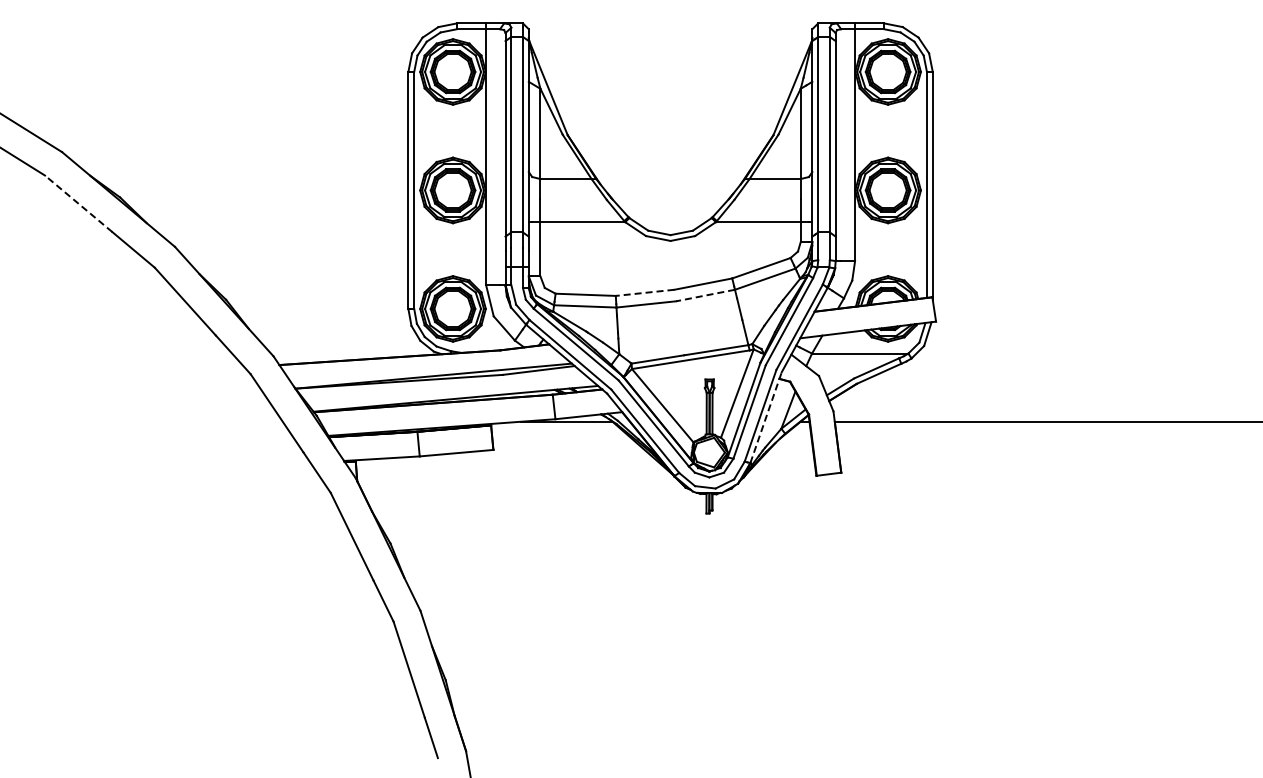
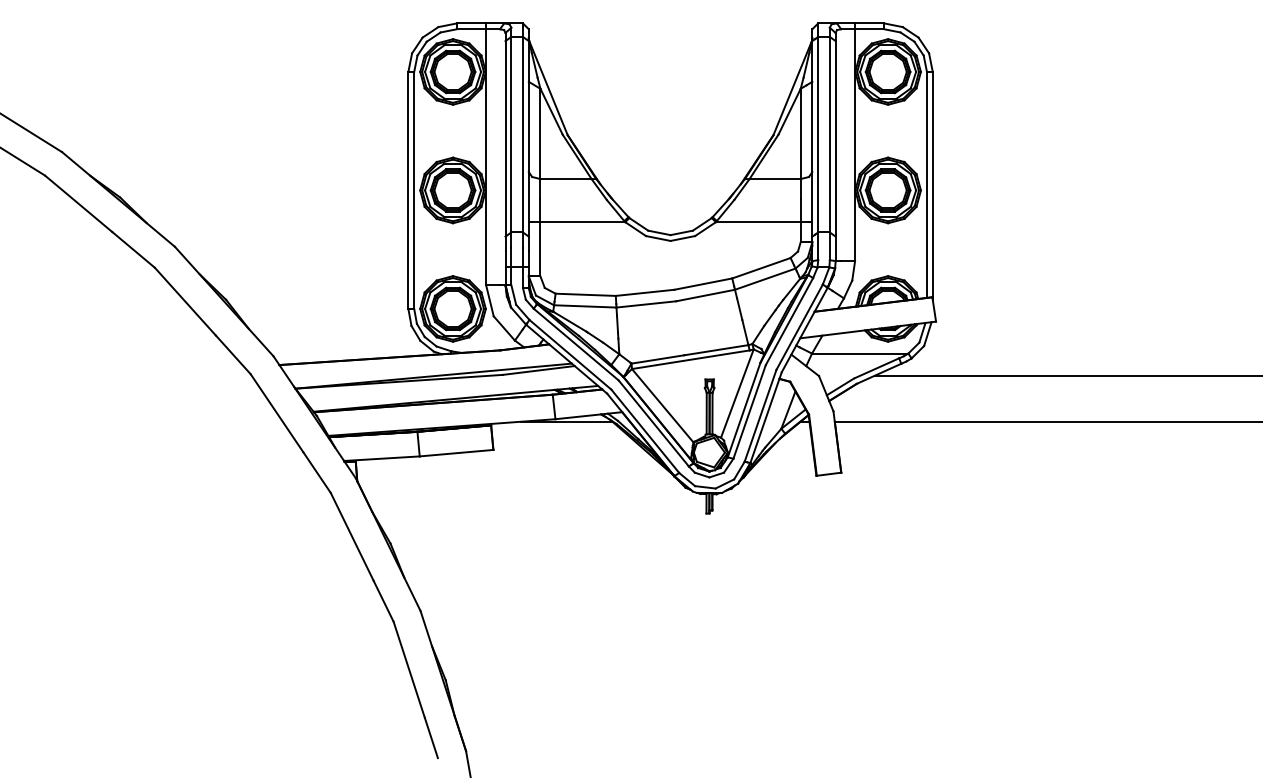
line: dashed -> solid (78, 203)
line: dashed -> solid (644, 292)
line: dashed -> solid (705, 295)
line: none -> present (1067, 375)
line: dashed -> solid (766, 417)
